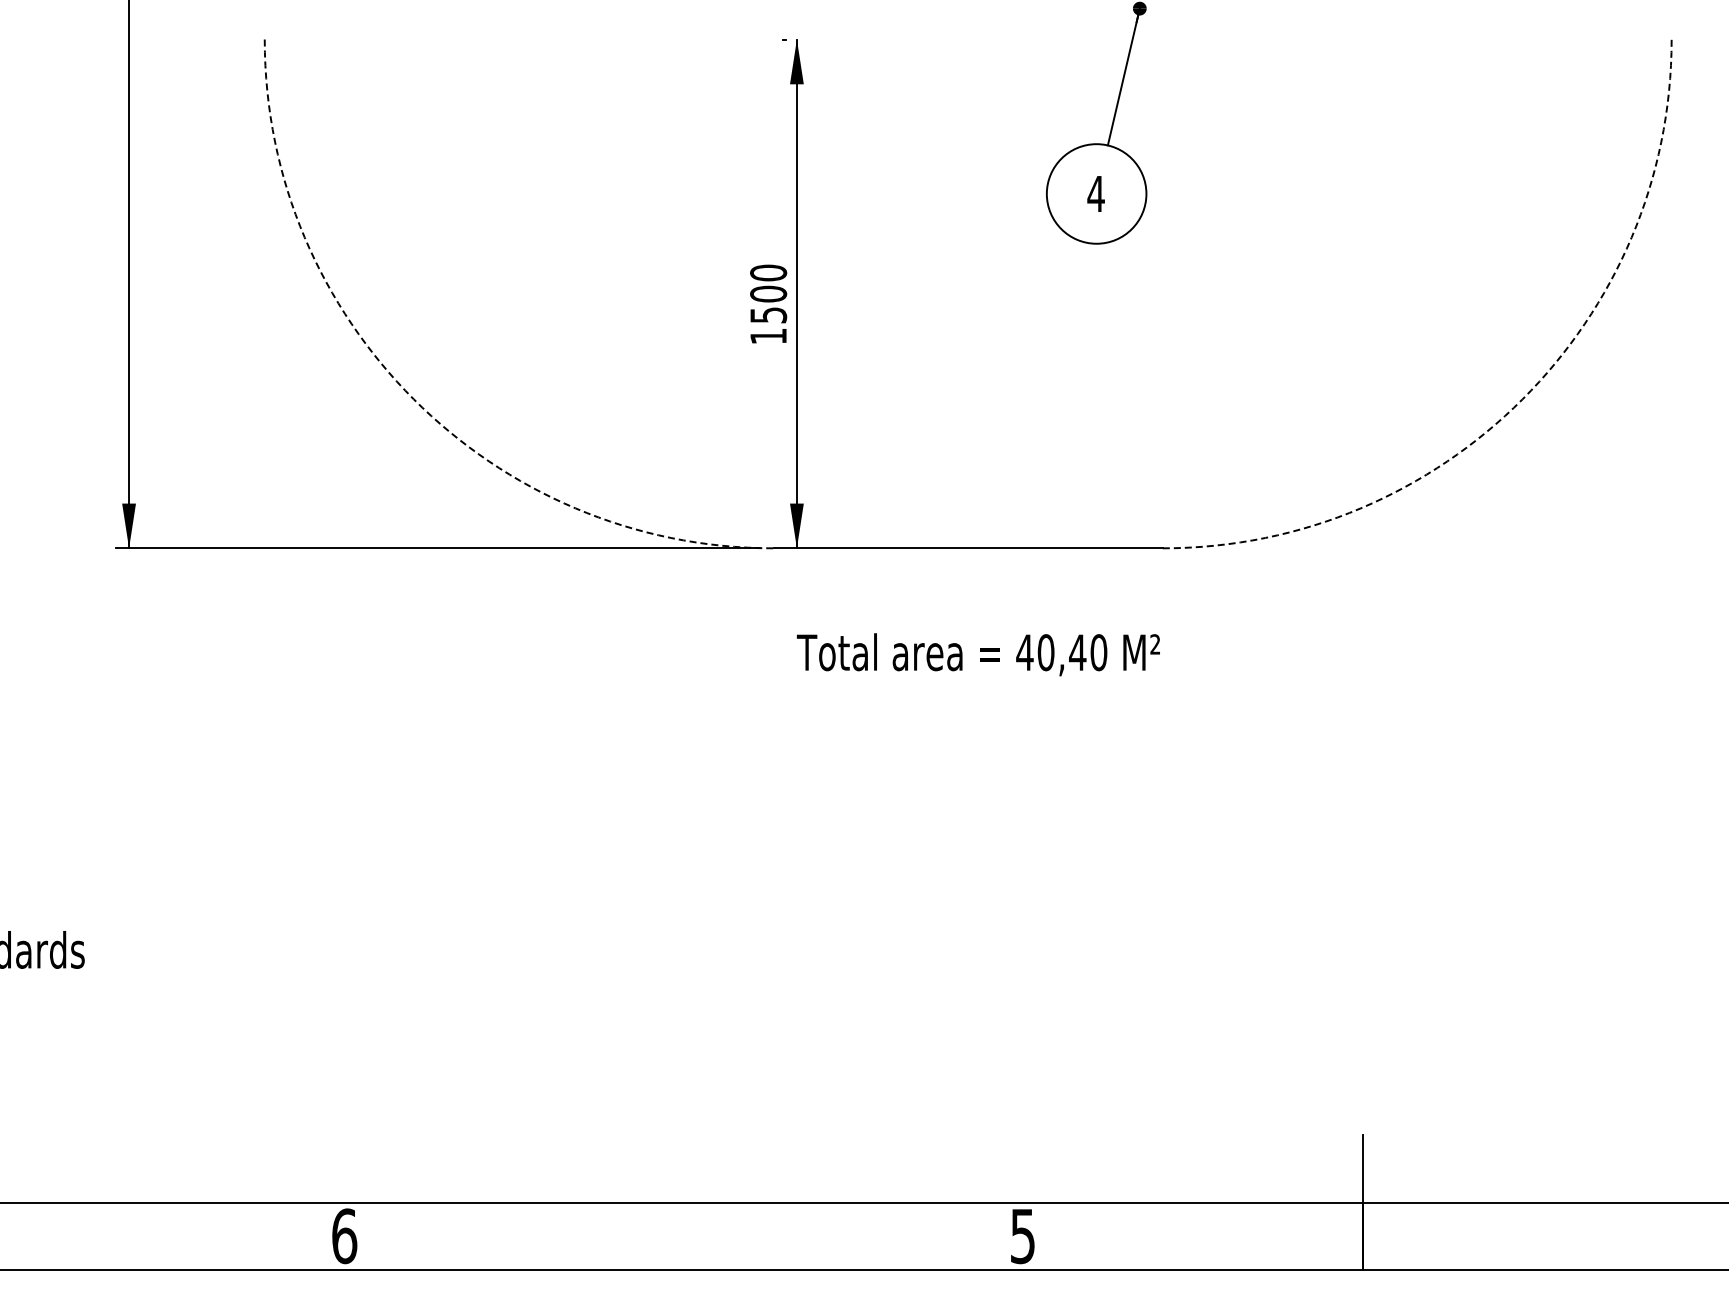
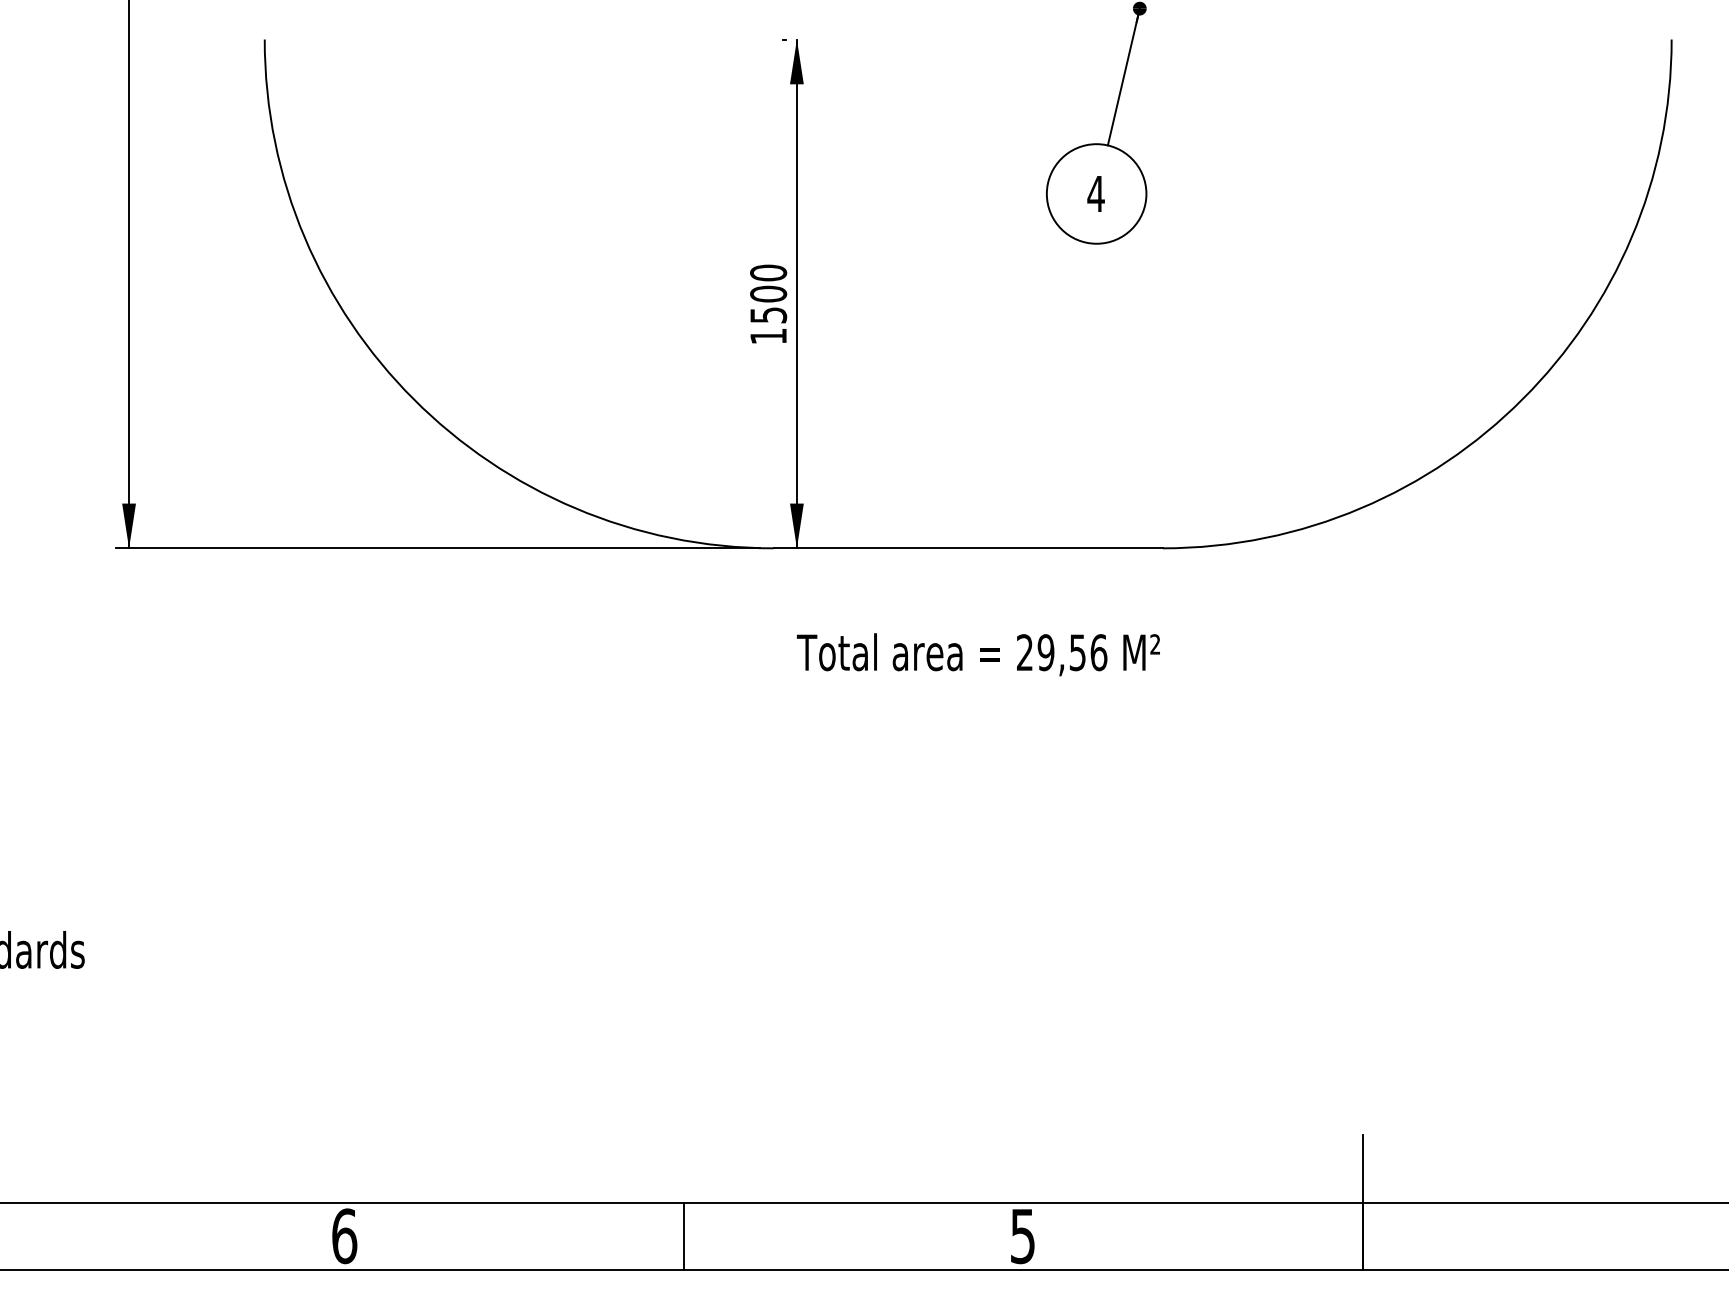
arc: dashed -> solid (413, 399)
arc: dashed -> solid (1522, 399)
text: 40,40 -> 29,56 (1061, 652)
line: none -> present (684, 1236)
